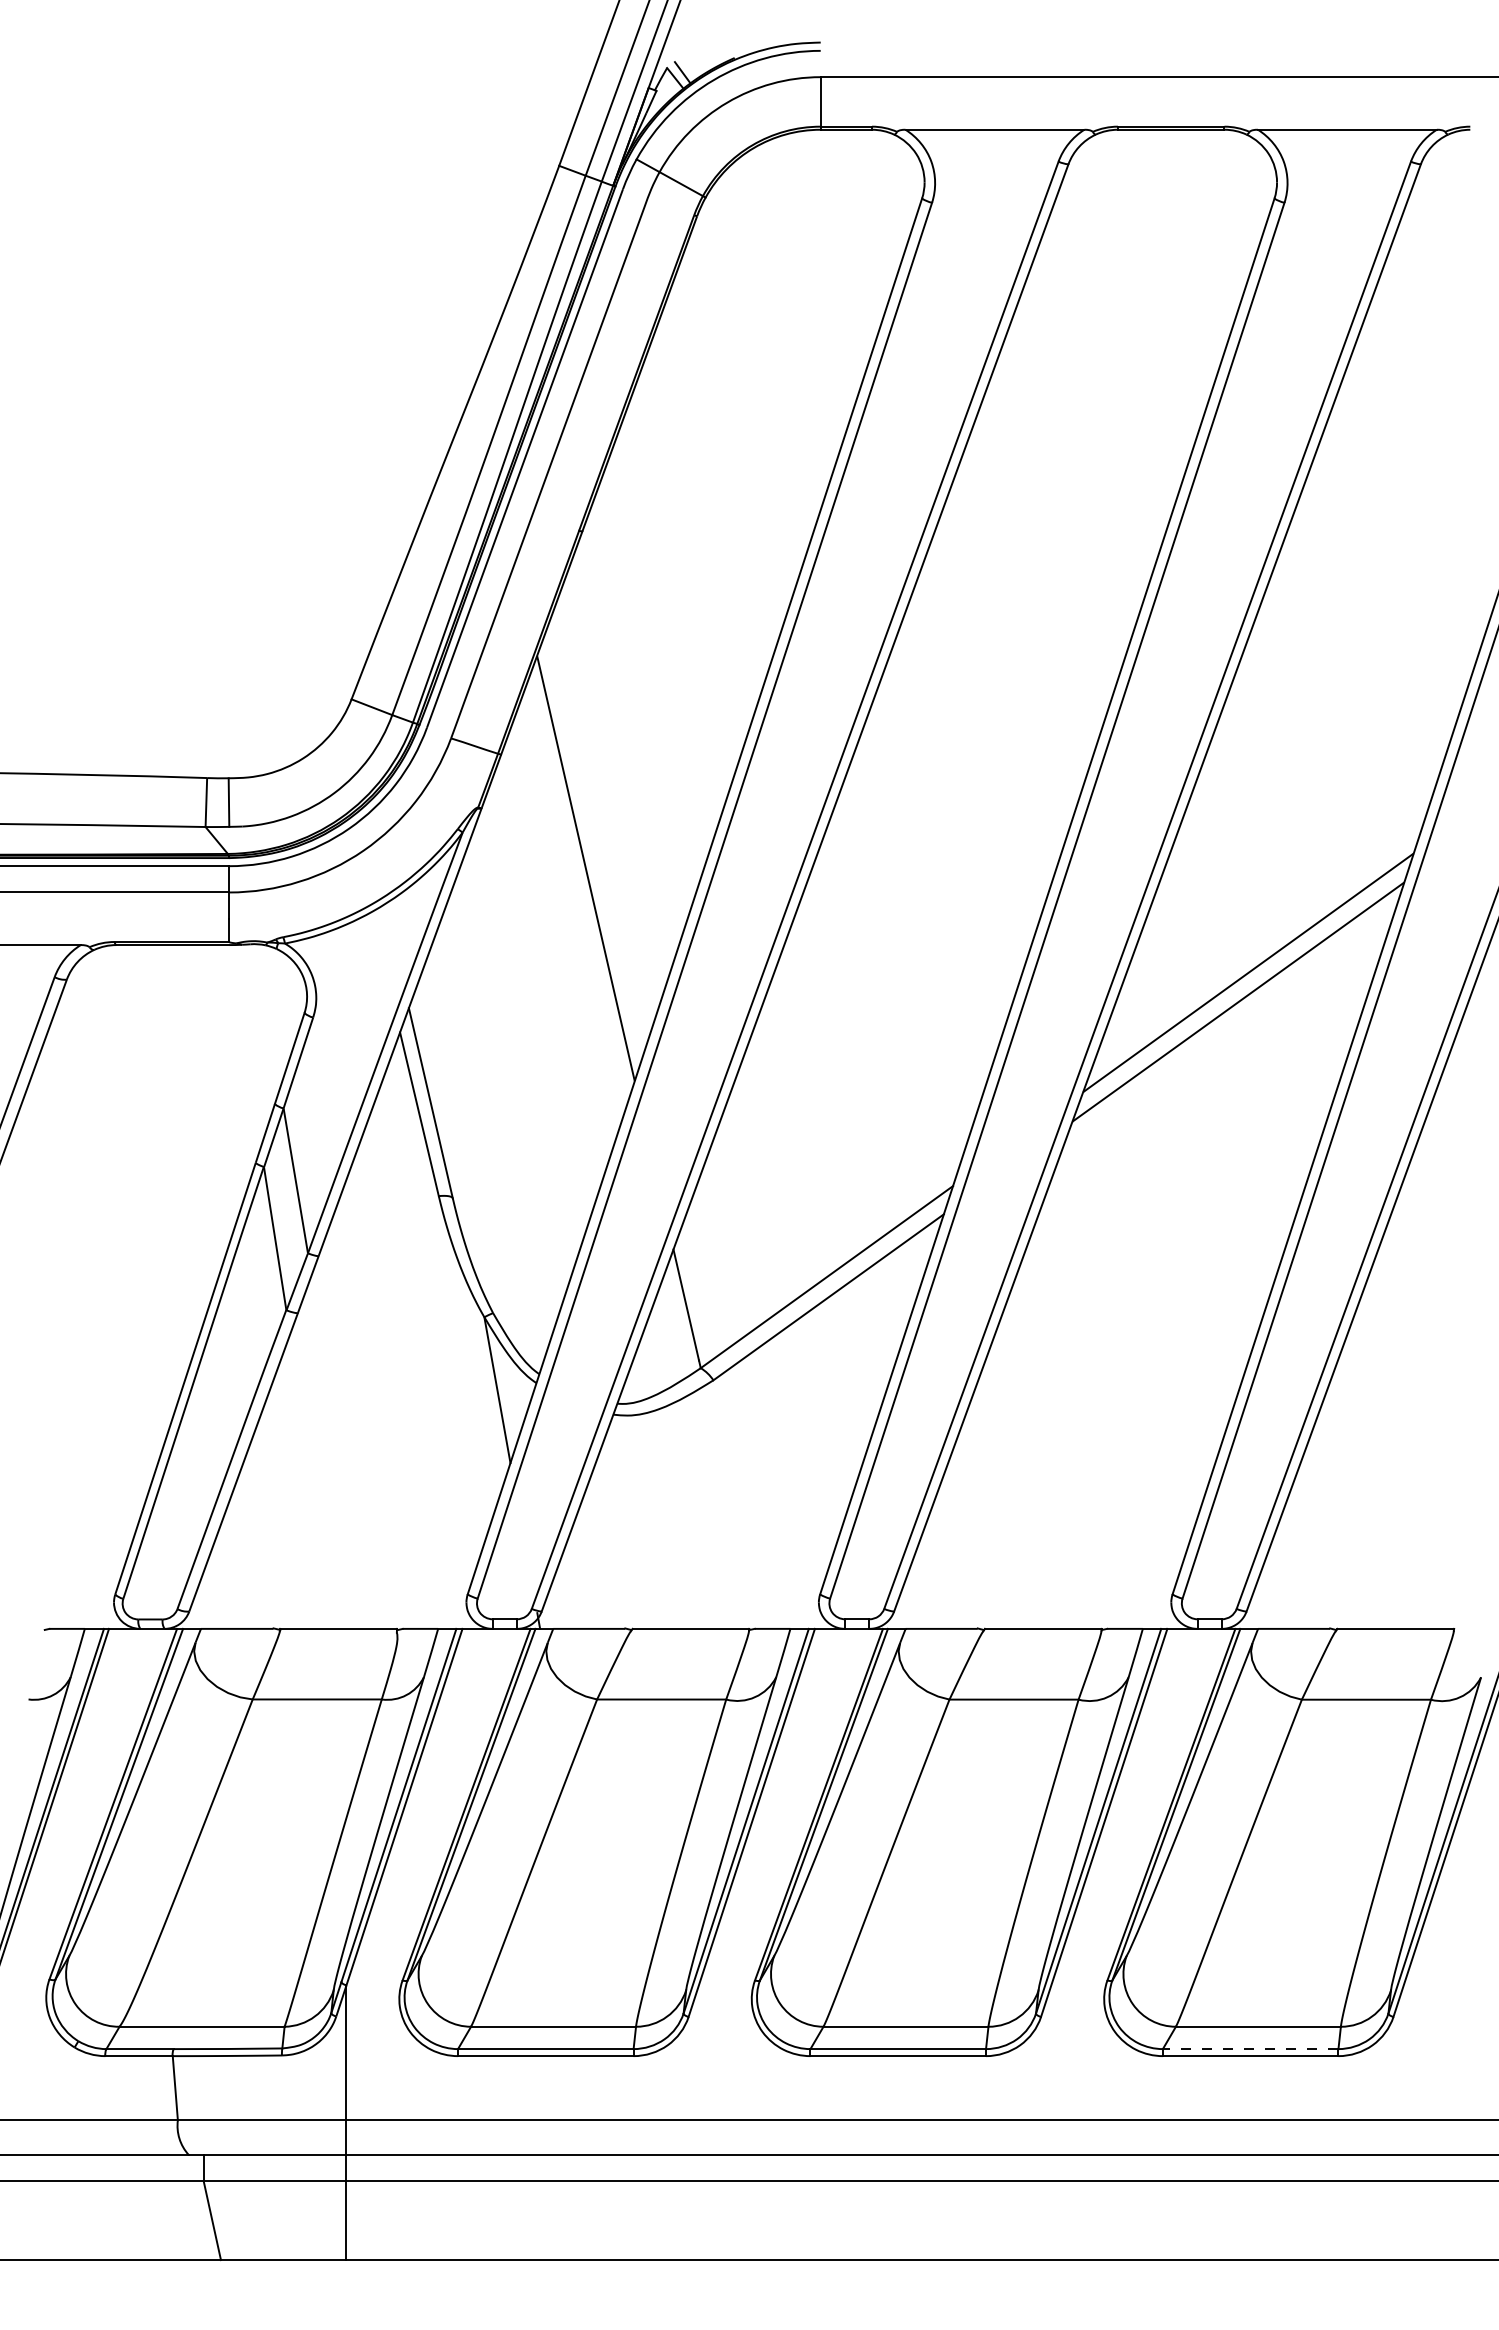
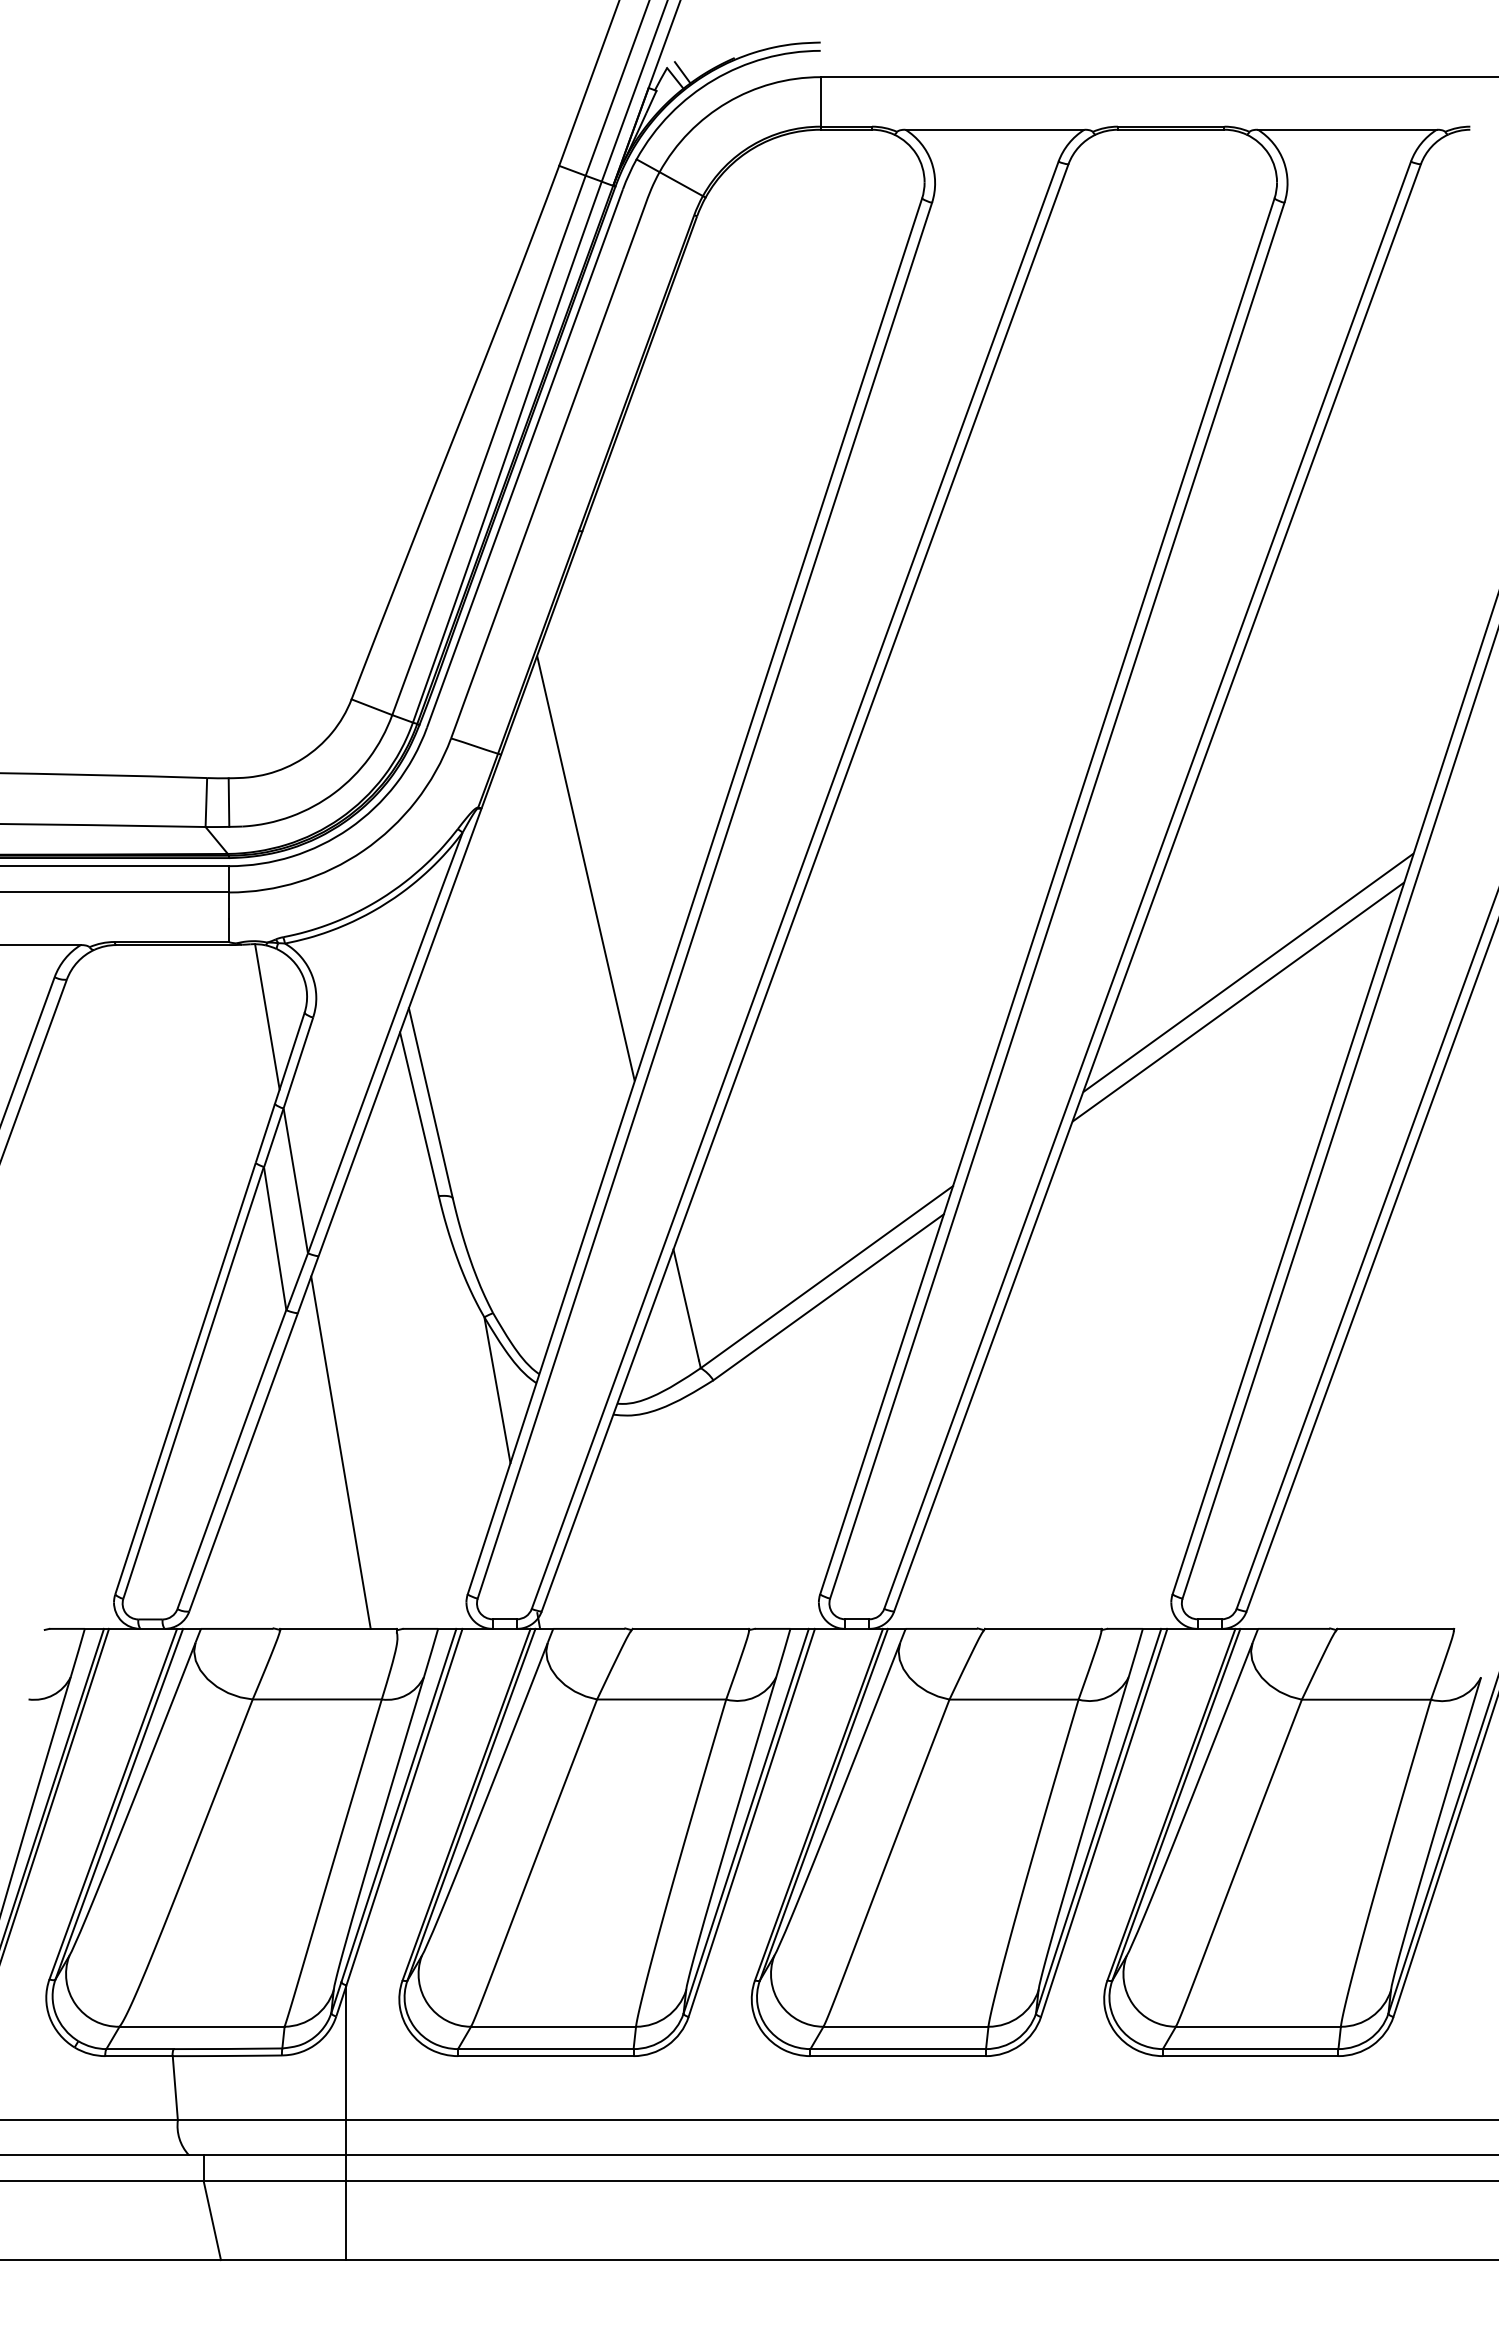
line: none -> present (267, 1016)
line: none -> present (340, 1452)
line: dashed -> solid (1250, 2049)
